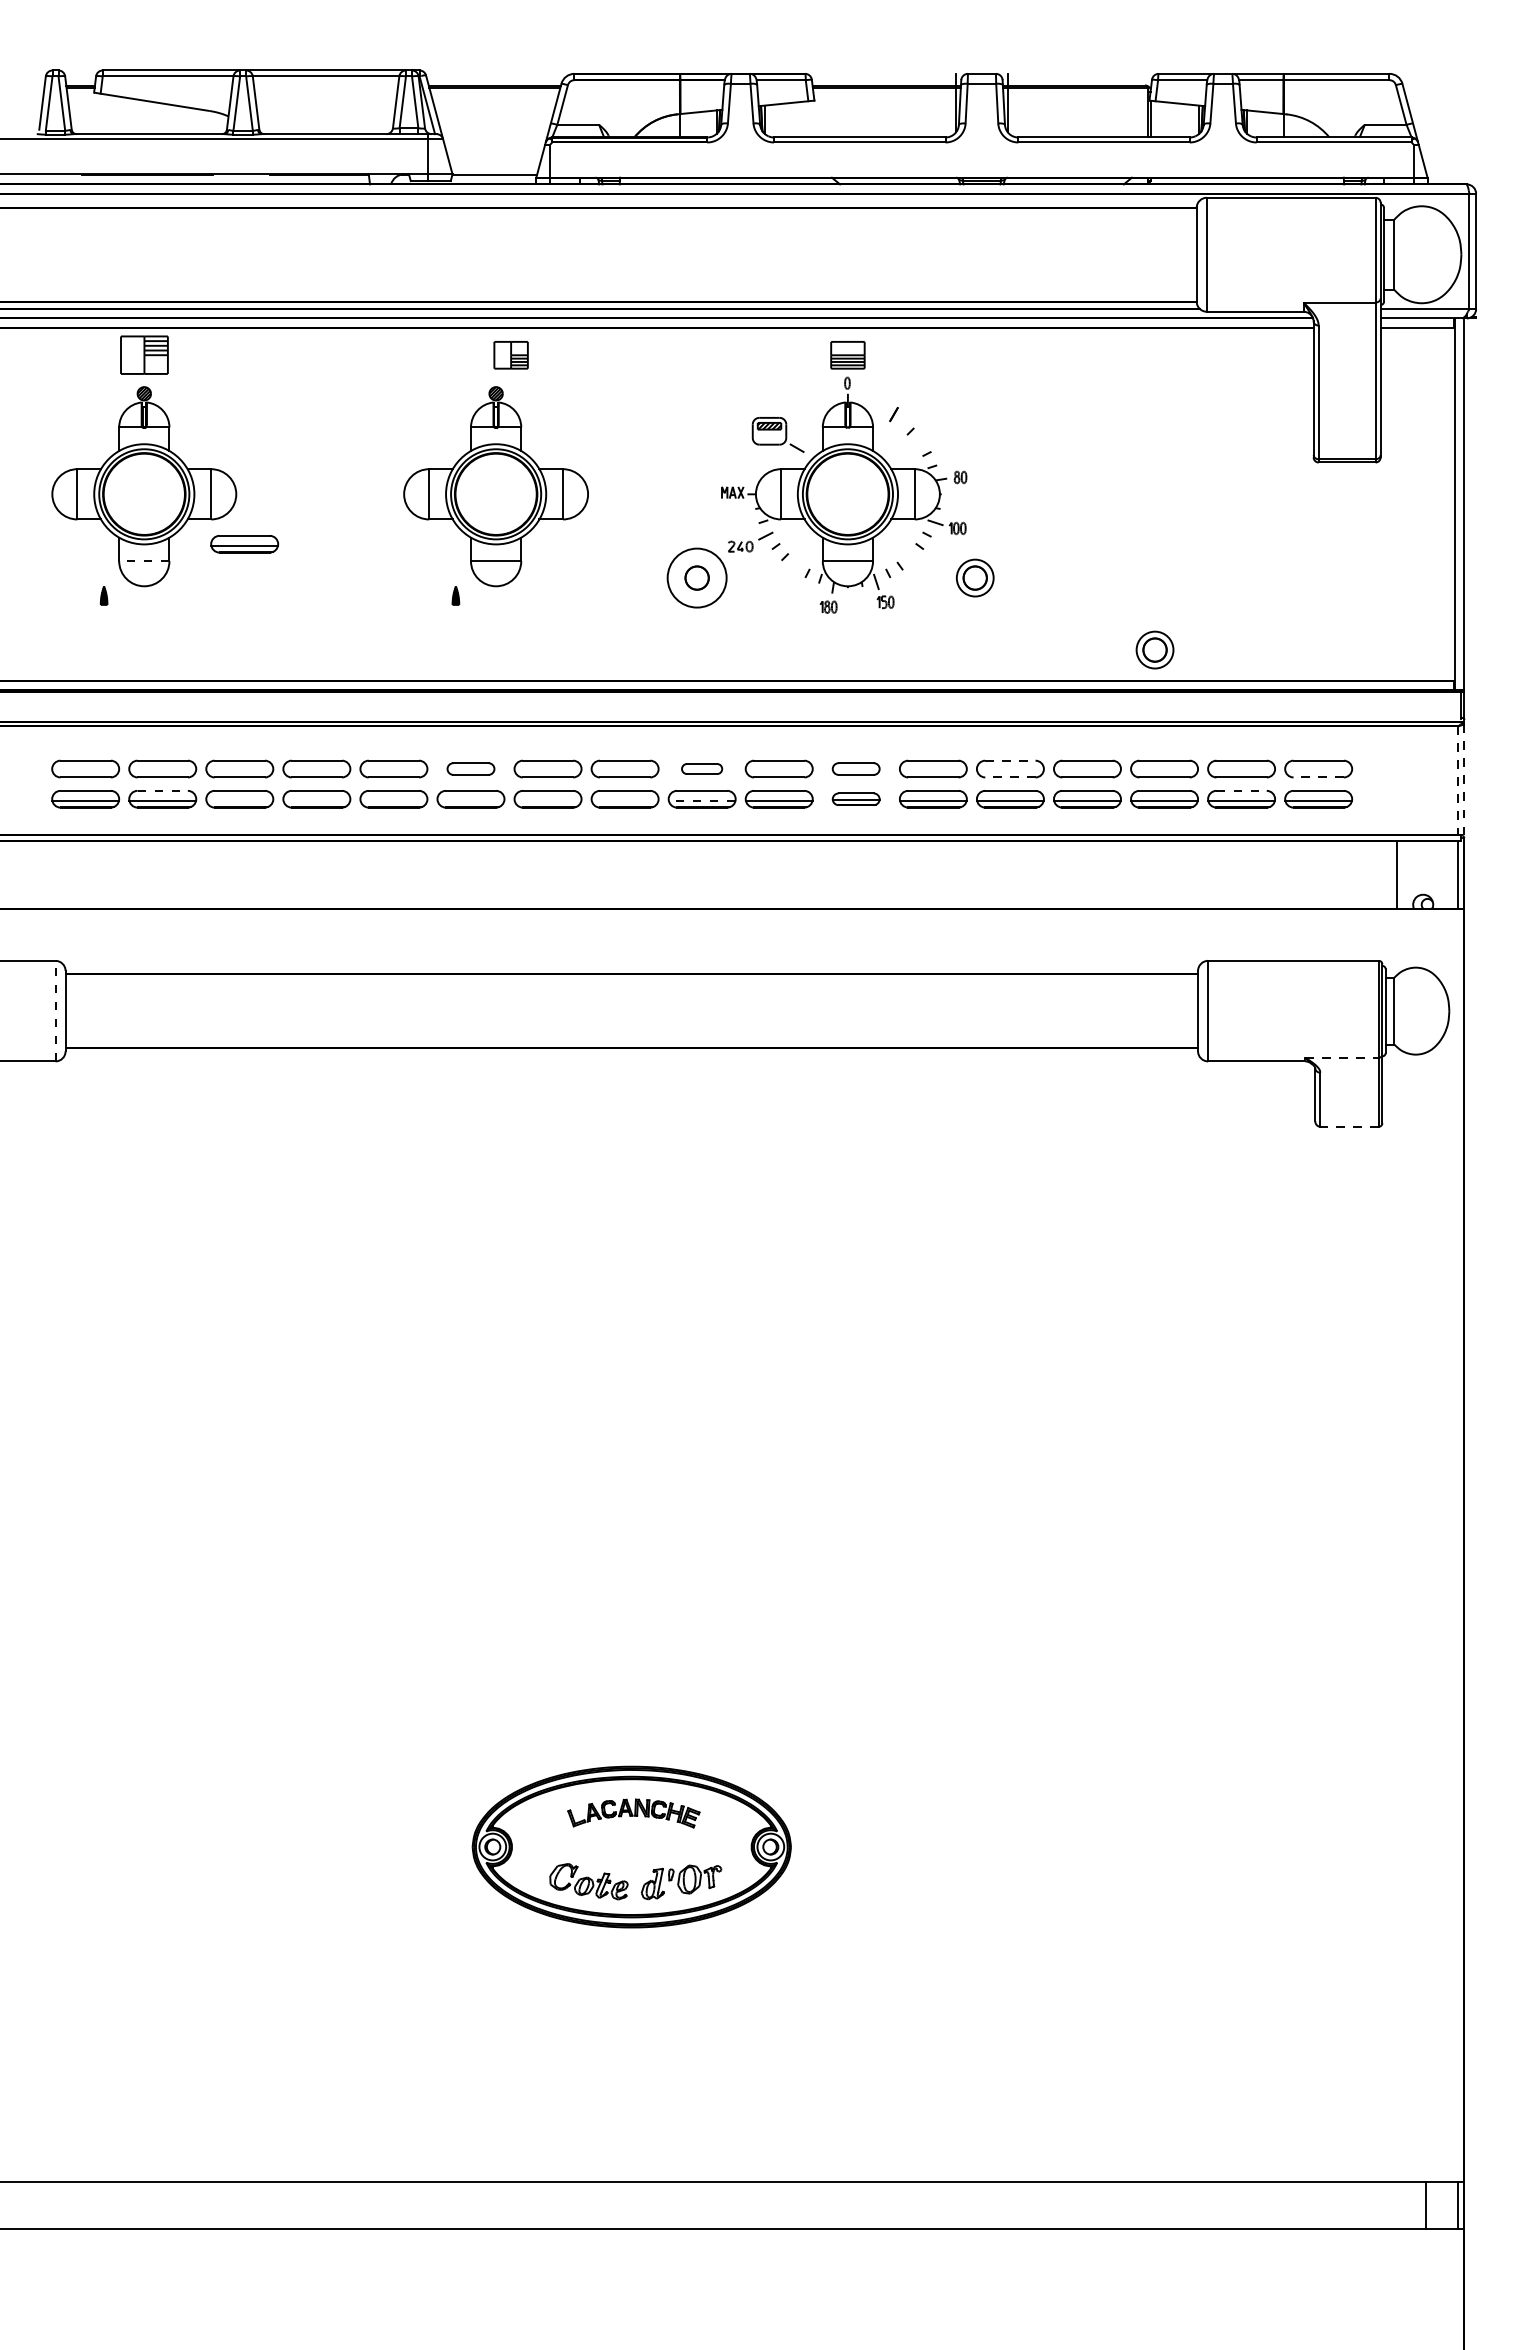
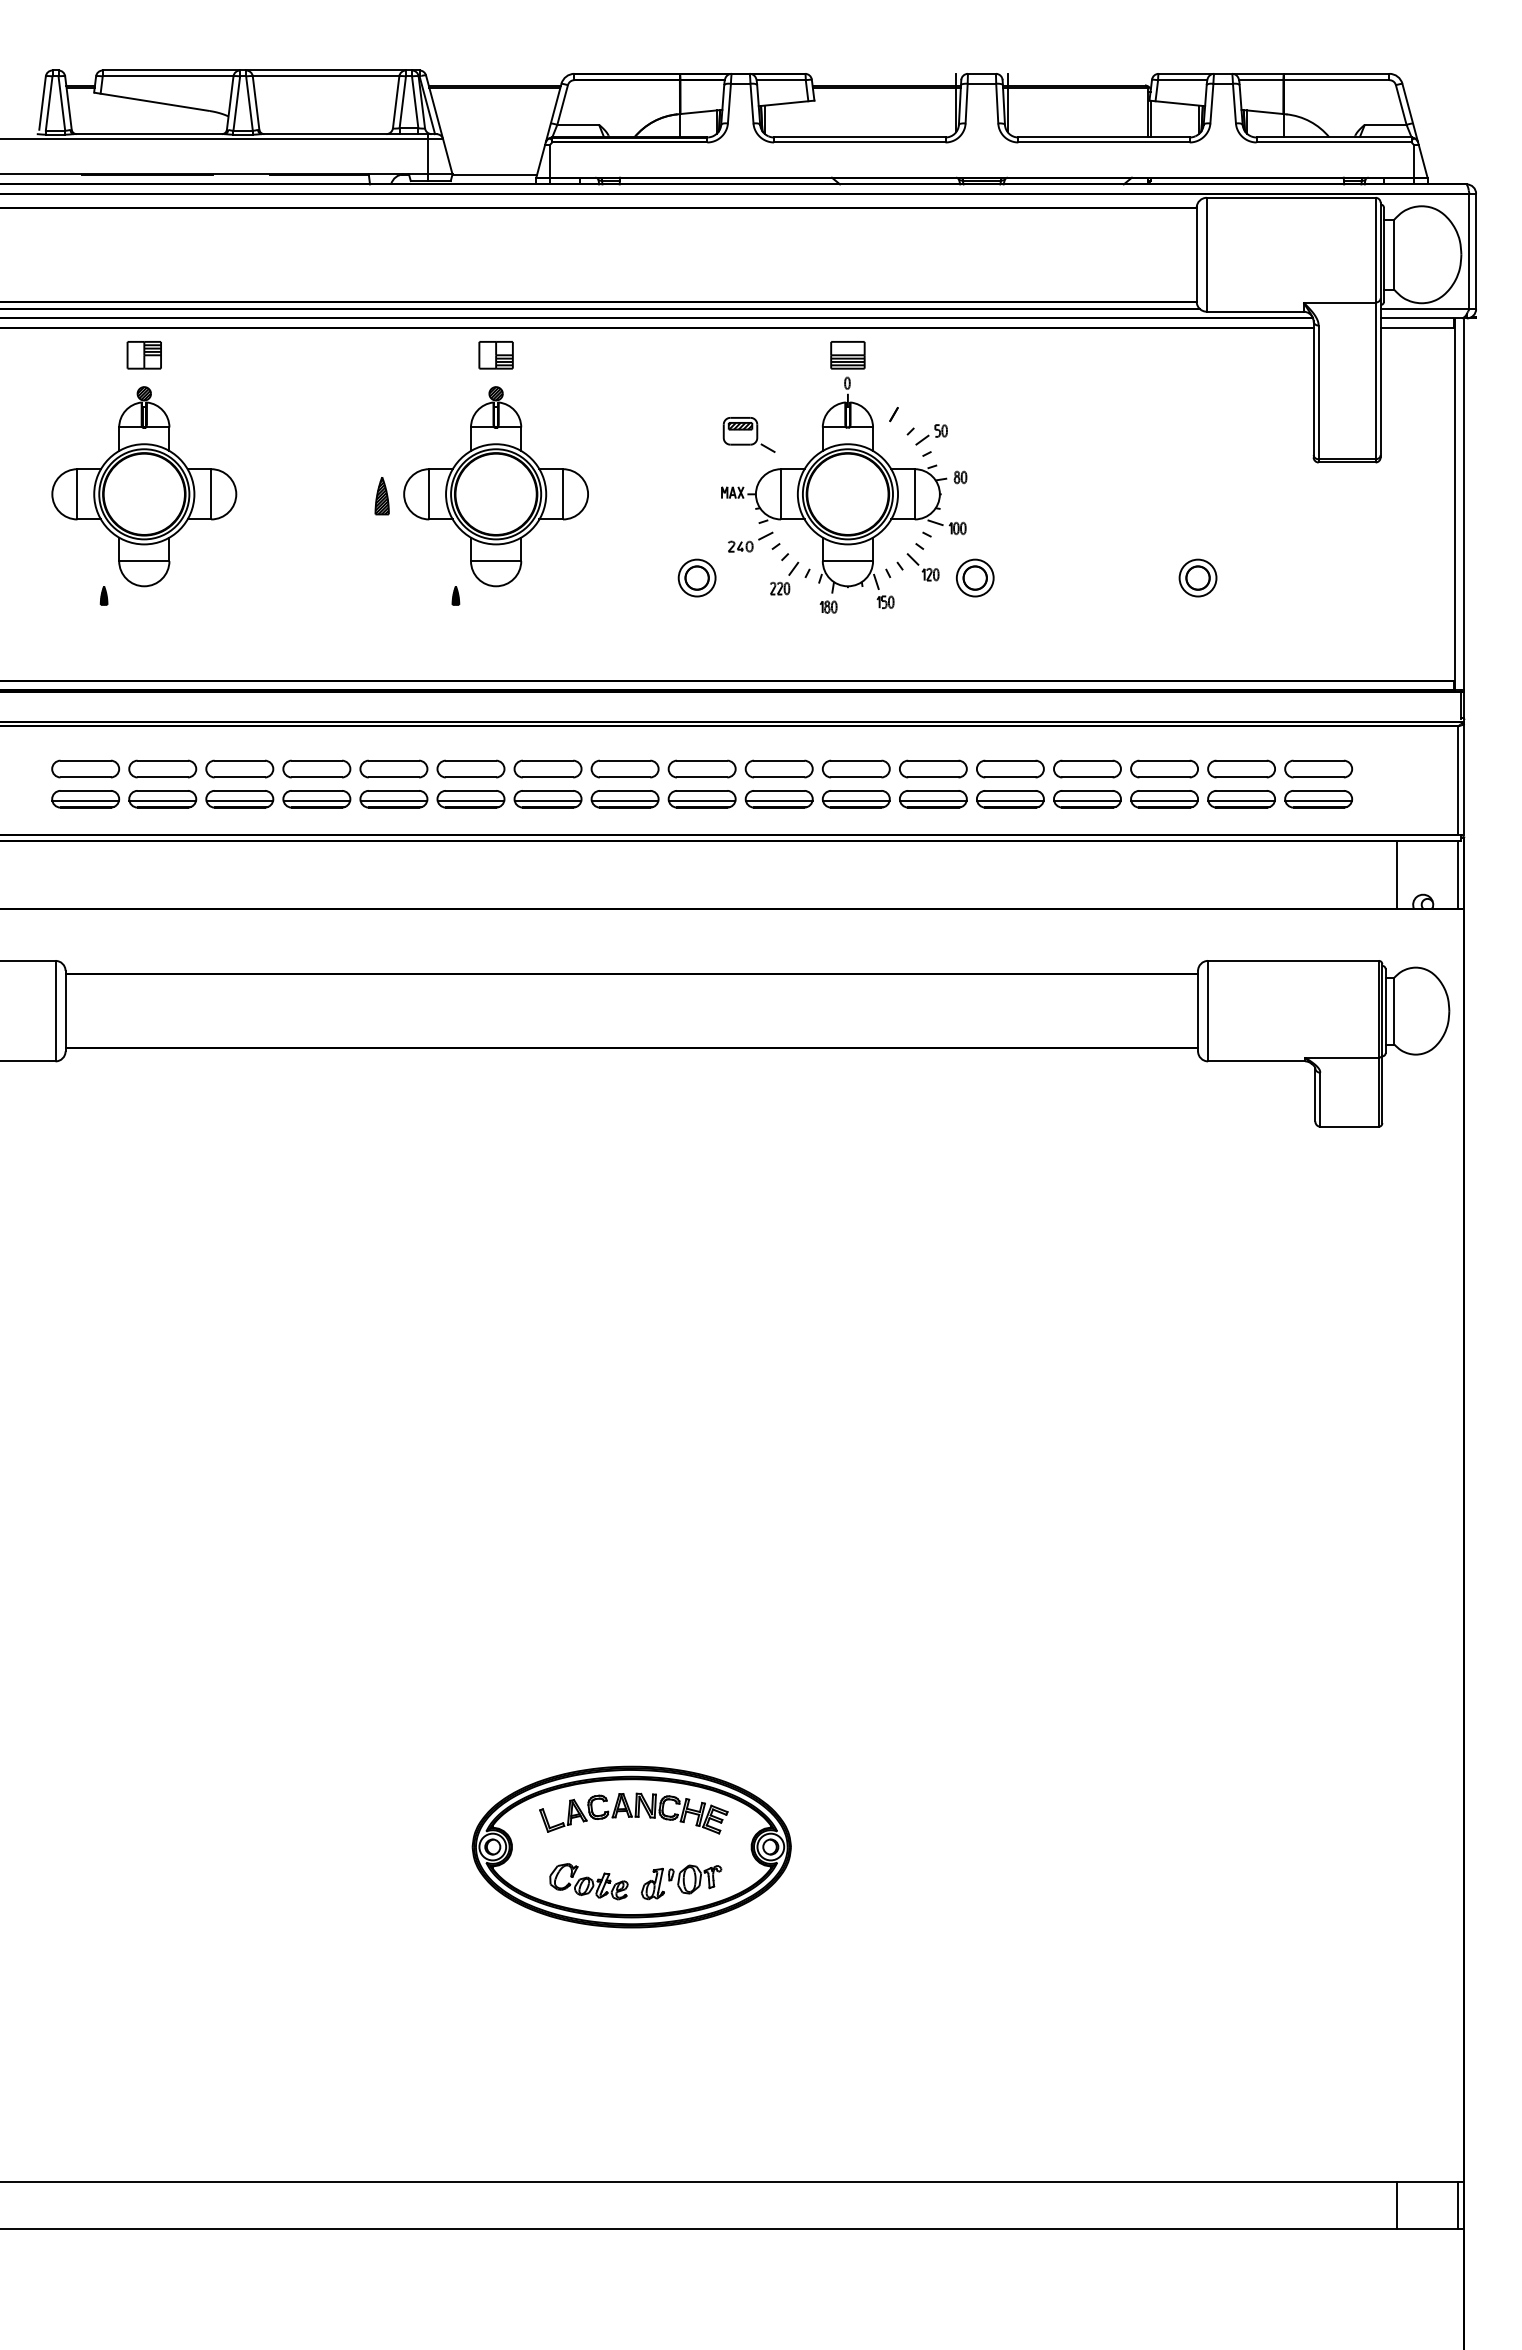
part size: 49x40 px -> 36x29 px (143, 355)
part position: (510, 355) -> (495, 355) (495, 355)
part position: (777, 434) -> (748, 434) (748, 434)
part: none -> present (931, 434)
part: none -> present (381, 496)
part: present -> none (244, 544)
line: dashed -> solid (143, 561)
part: none -> present (922, 567)
circle diameter: 59 px -> 37 px (696, 577)
part: none -> present (784, 578)
part position: (1154, 649) -> (1197, 577) (1197, 577)
line: dashed -> solid (1010, 760)
part size: 50x14 px -> 70x20 px (470, 768)
part size: 43x12 px -> 70x20 px (701, 768)
part size: 50x14 px -> 70x20 px (855, 768)
line: dashed -> solid (1009, 777)
line: dashed -> solid (1318, 777)
line: dashed -> solid (1464, 780)
line: dashed -> solid (1458, 781)
line: dashed -> solid (163, 790)
line: dashed -> solid (1242, 790)
part size: 50x14 px -> 70x19 px (855, 799)
line: none -> present (239, 800)
line: none -> present (316, 800)
line: none -> present (393, 800)
line: none -> present (470, 800)
line: none -> present (547, 800)
line: none -> present (624, 800)
line: dashed -> solid (701, 800)
line: dashed -> solid (55, 1010)
line: dashed -> solid (1342, 1057)
line: dashed -> solid (1349, 1126)
part size: 134x31 px -> 190x43 px (633, 1813)
line position: (1426, 2205) -> (1397, 2205) (1397, 2205)
